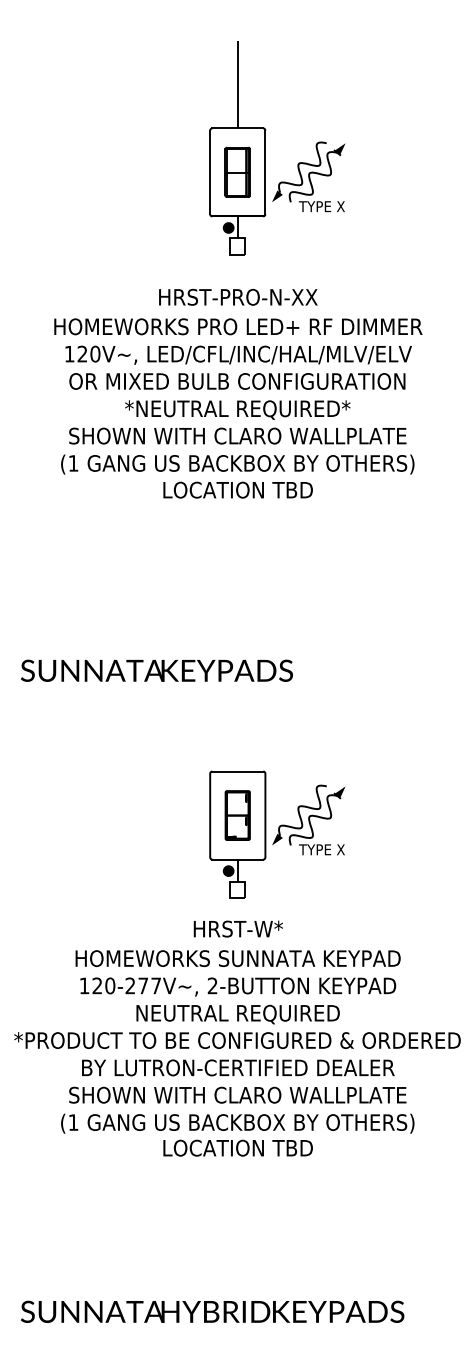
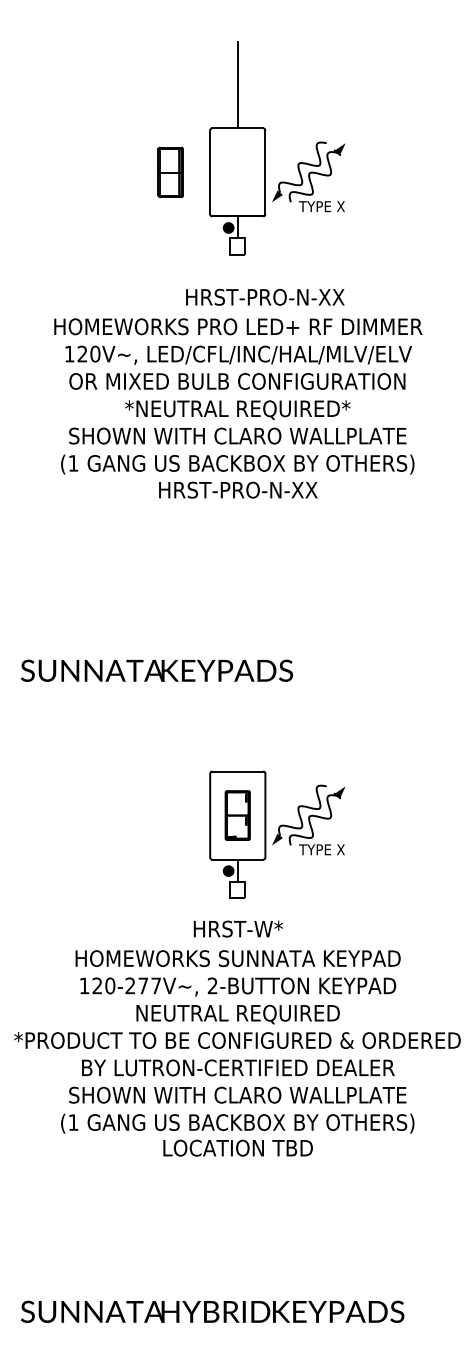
part position: (237, 171) -> (170, 171) (170, 171)
text position: (238, 296) -> (265, 296) (265, 296)
text: LOCATION TBD -> HRST-PRO-N-XX (238, 489)
